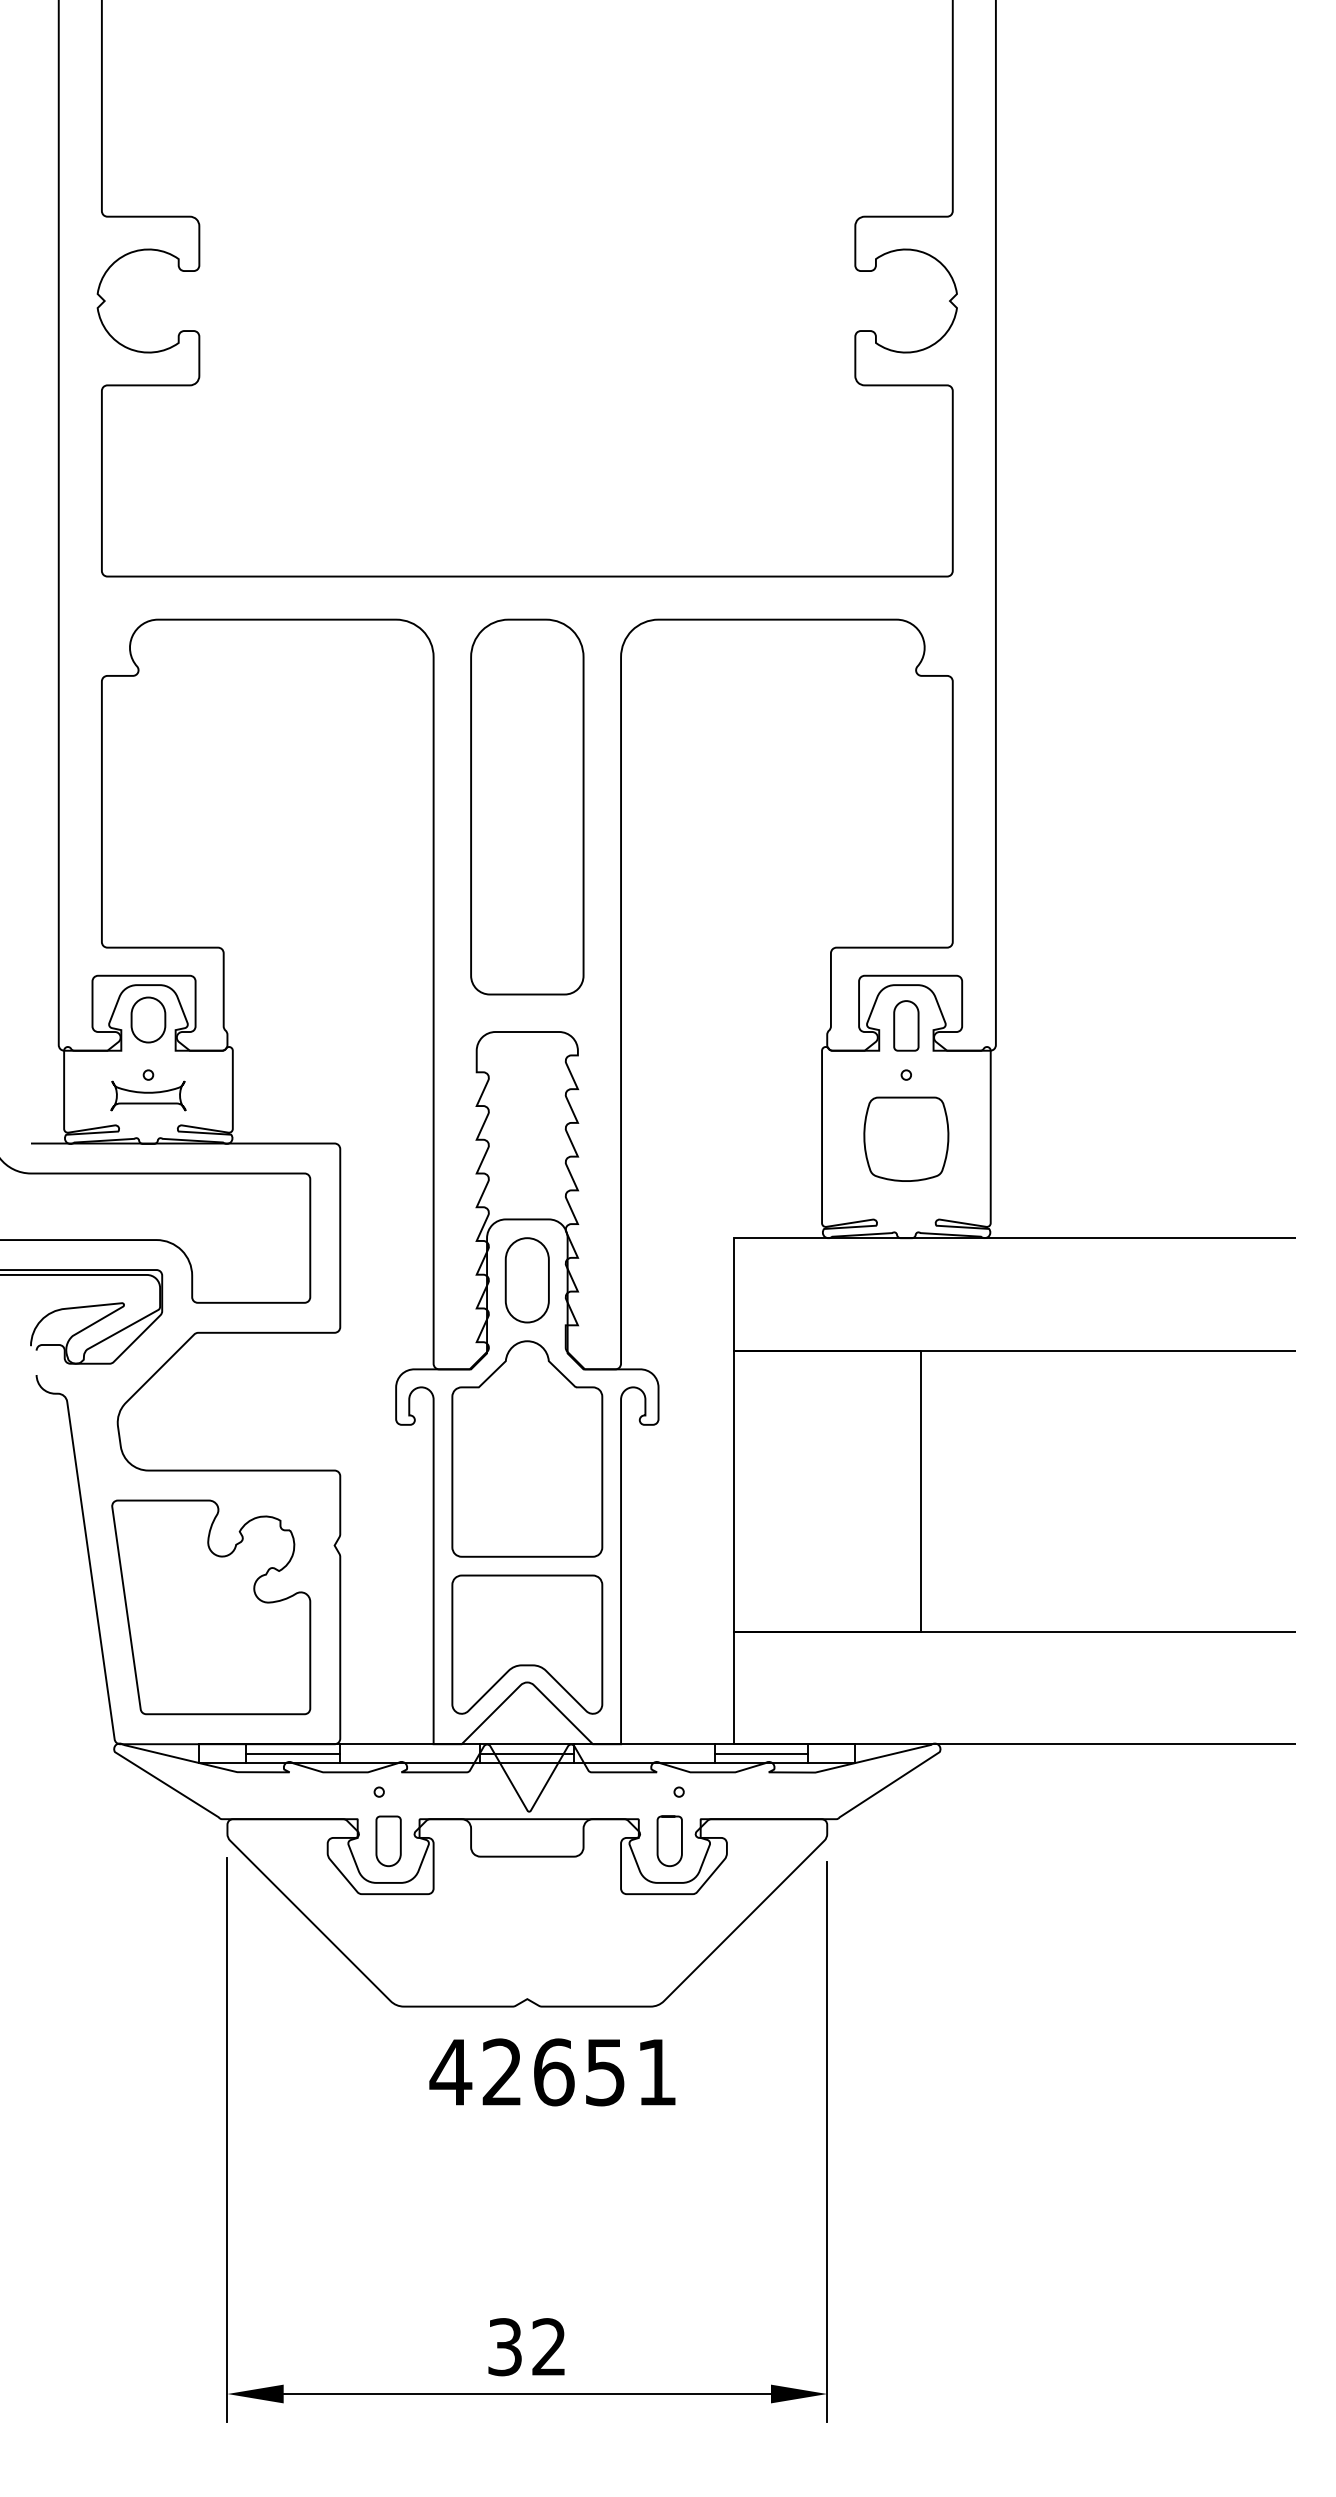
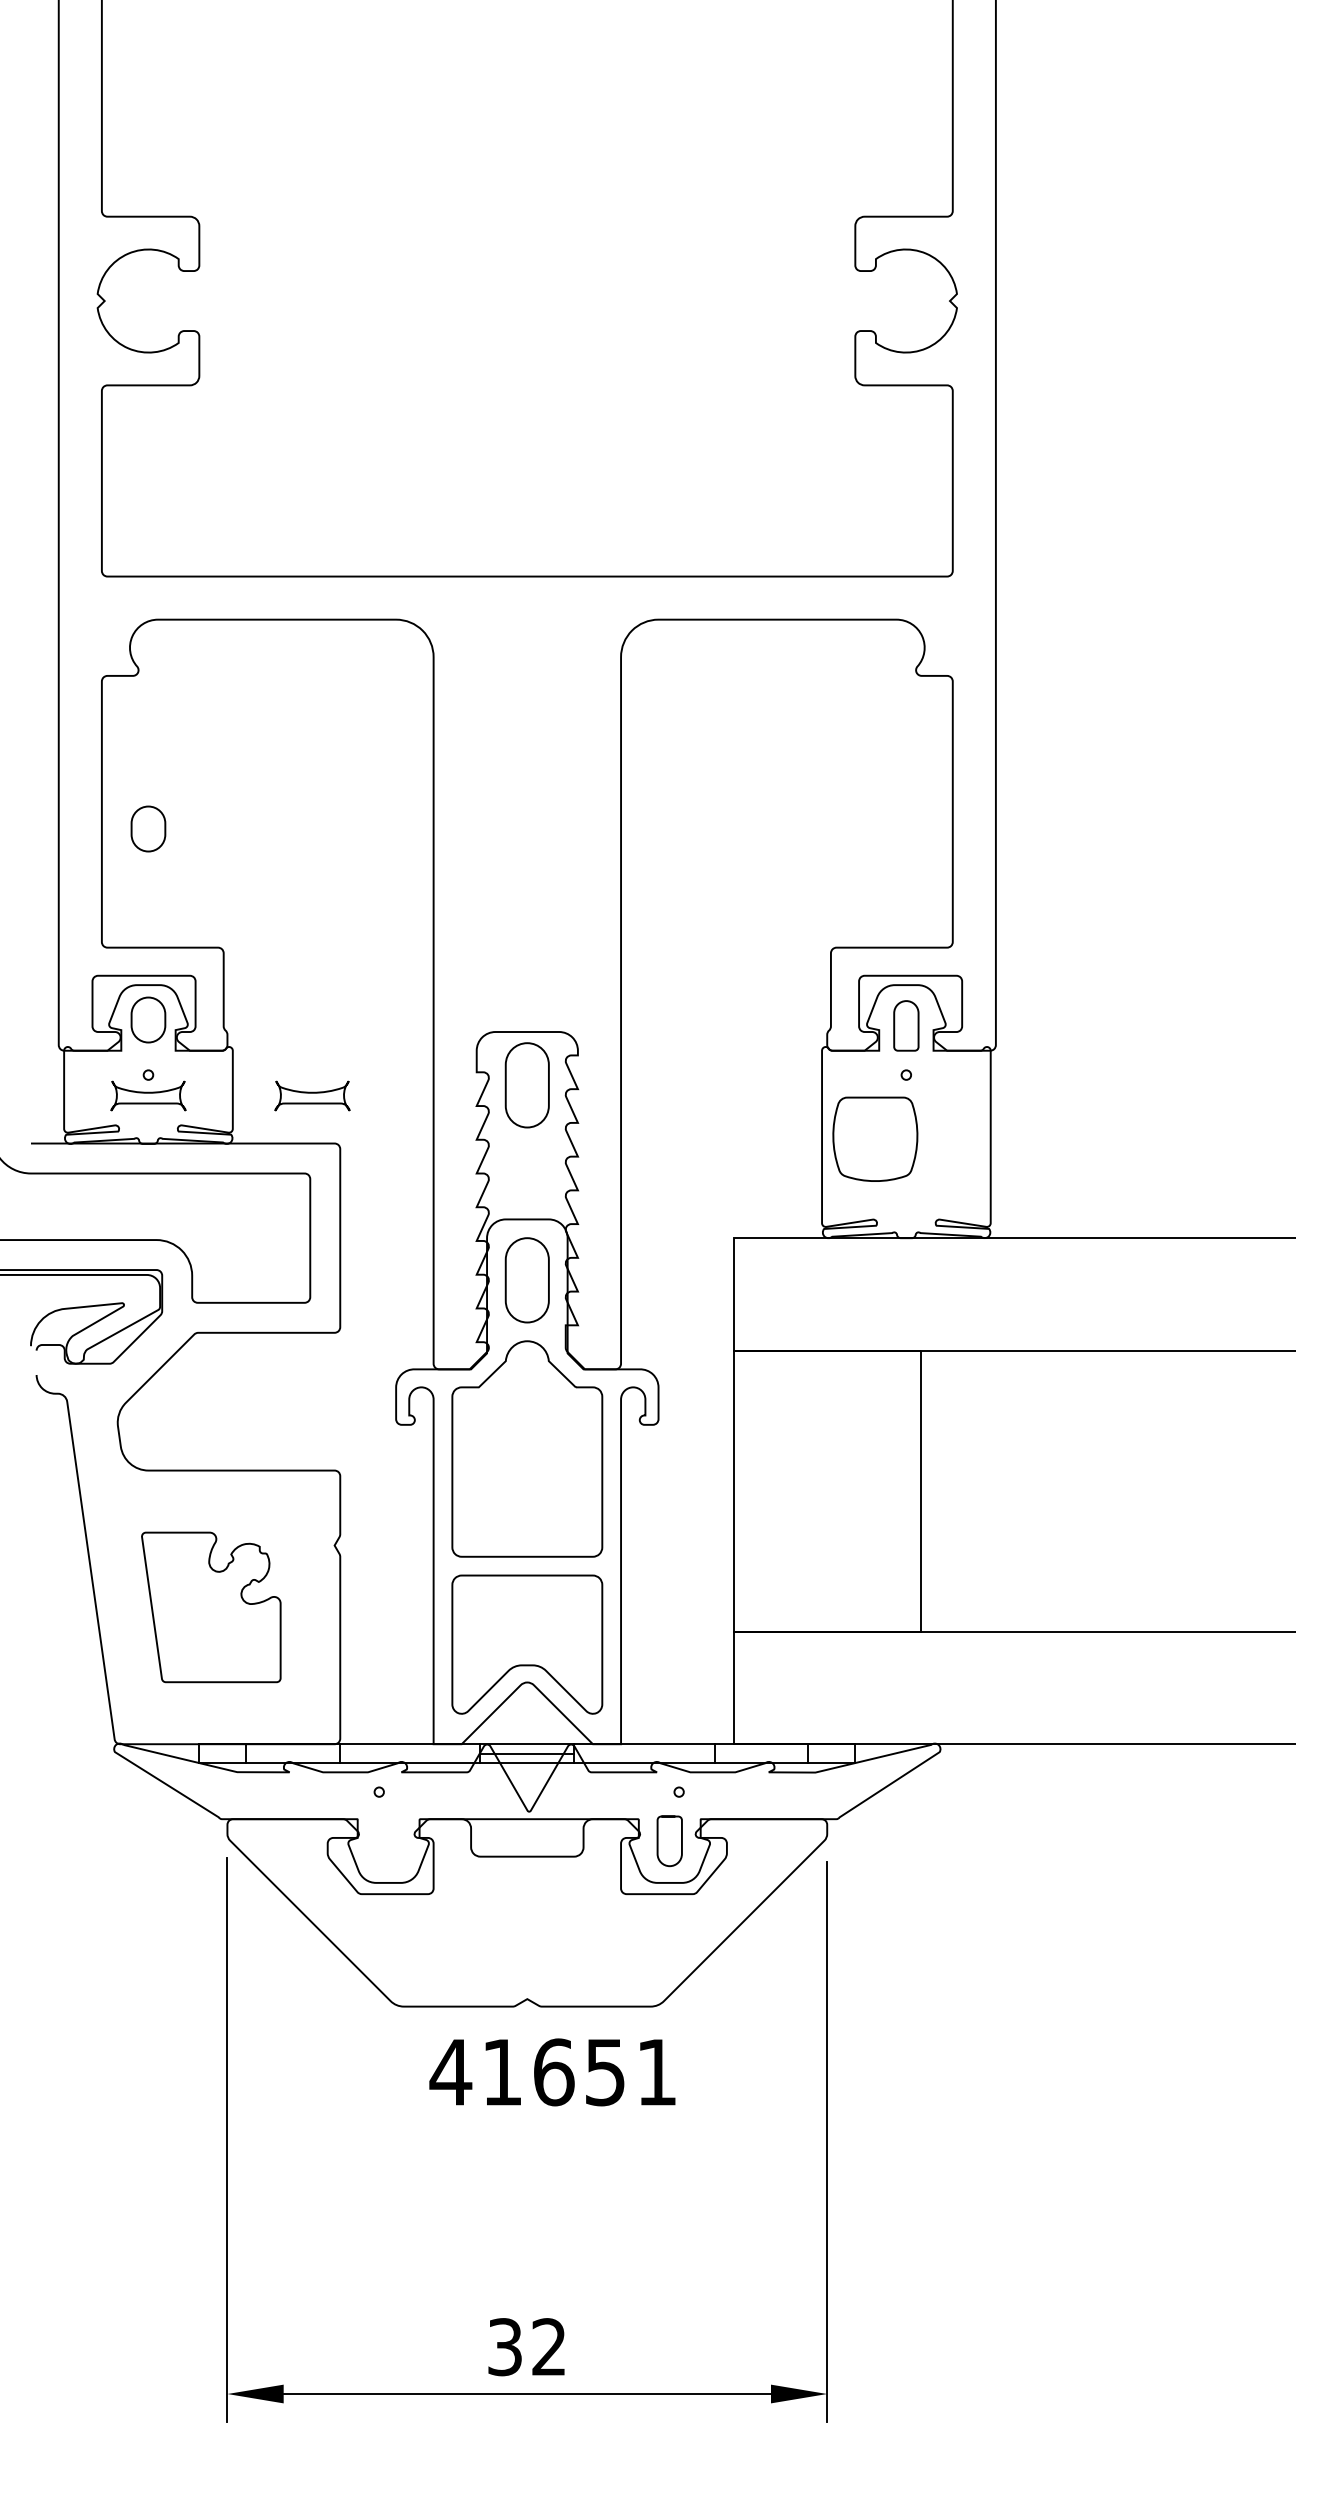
part: present -> none (527, 806)
part: none -> present (148, 828)
part: none -> present (526, 1085)
part: none -> present (312, 1095)
part position: (906, 1138) -> (875, 1138) (875, 1138)
part size: 201x217 px -> 141x153 px (211, 1607)
line: present -> none (292, 1753)
line: present -> none (761, 1753)
part: present -> none (388, 1841)
text: 42651 -> 41651 (501, 2071)
